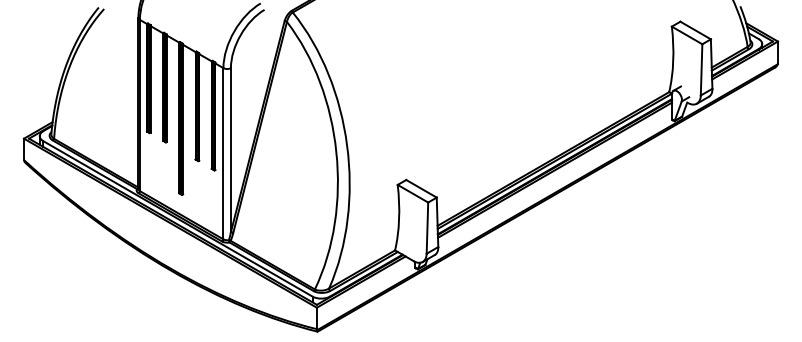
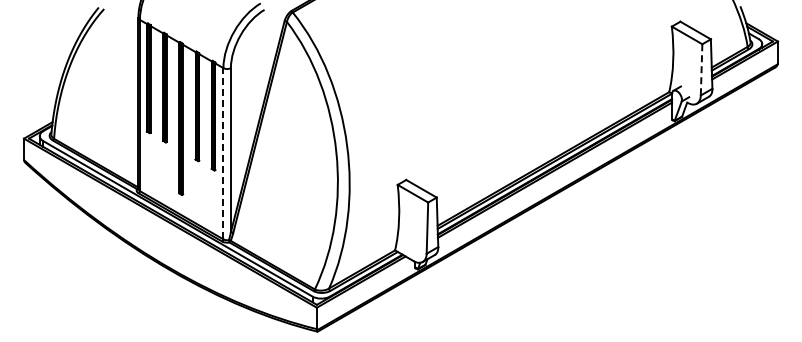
line: solid -> dashed (701, 69)
line: solid -> dashed (223, 153)
